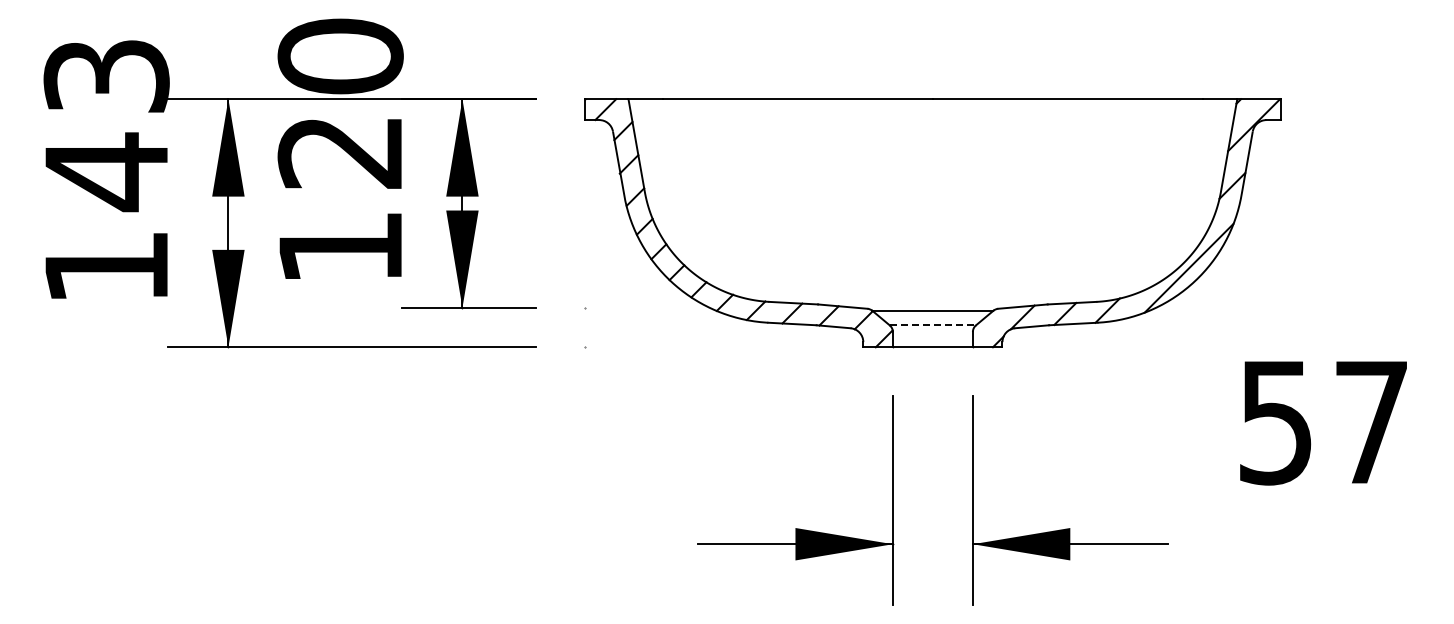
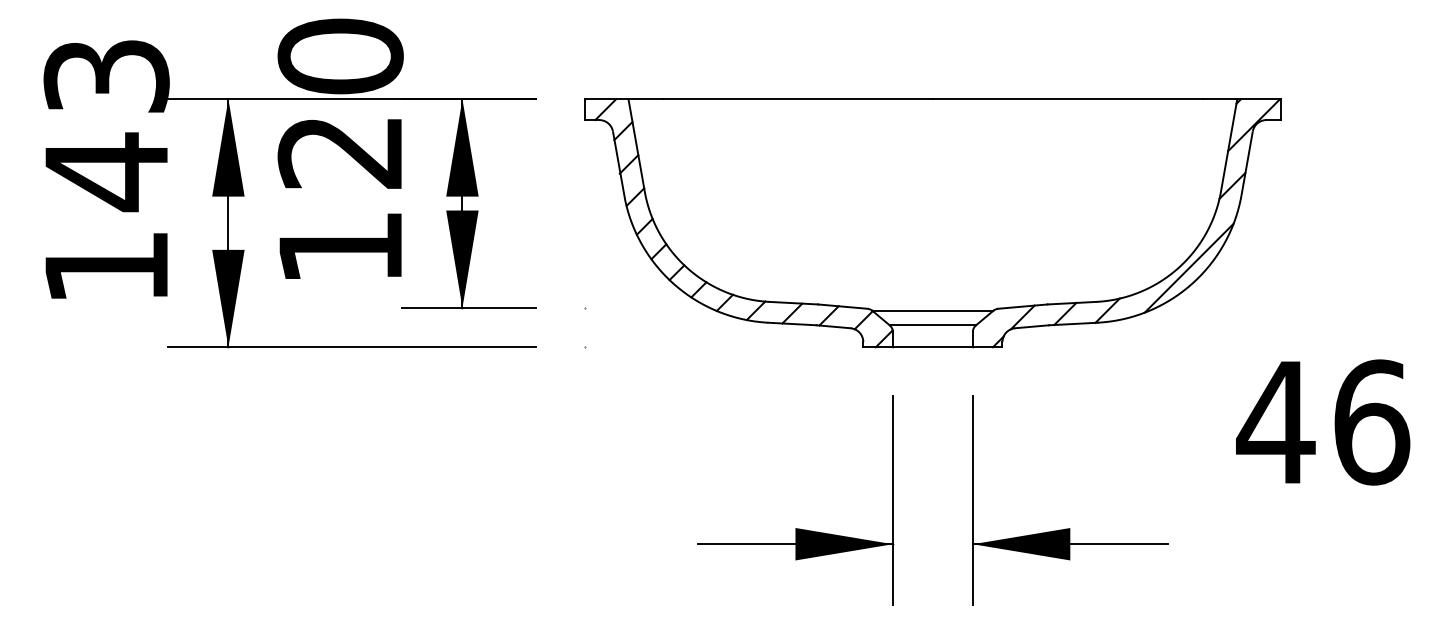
line: dashed -> solid (933, 325)
text: 57 -> 46 (1323, 422)
